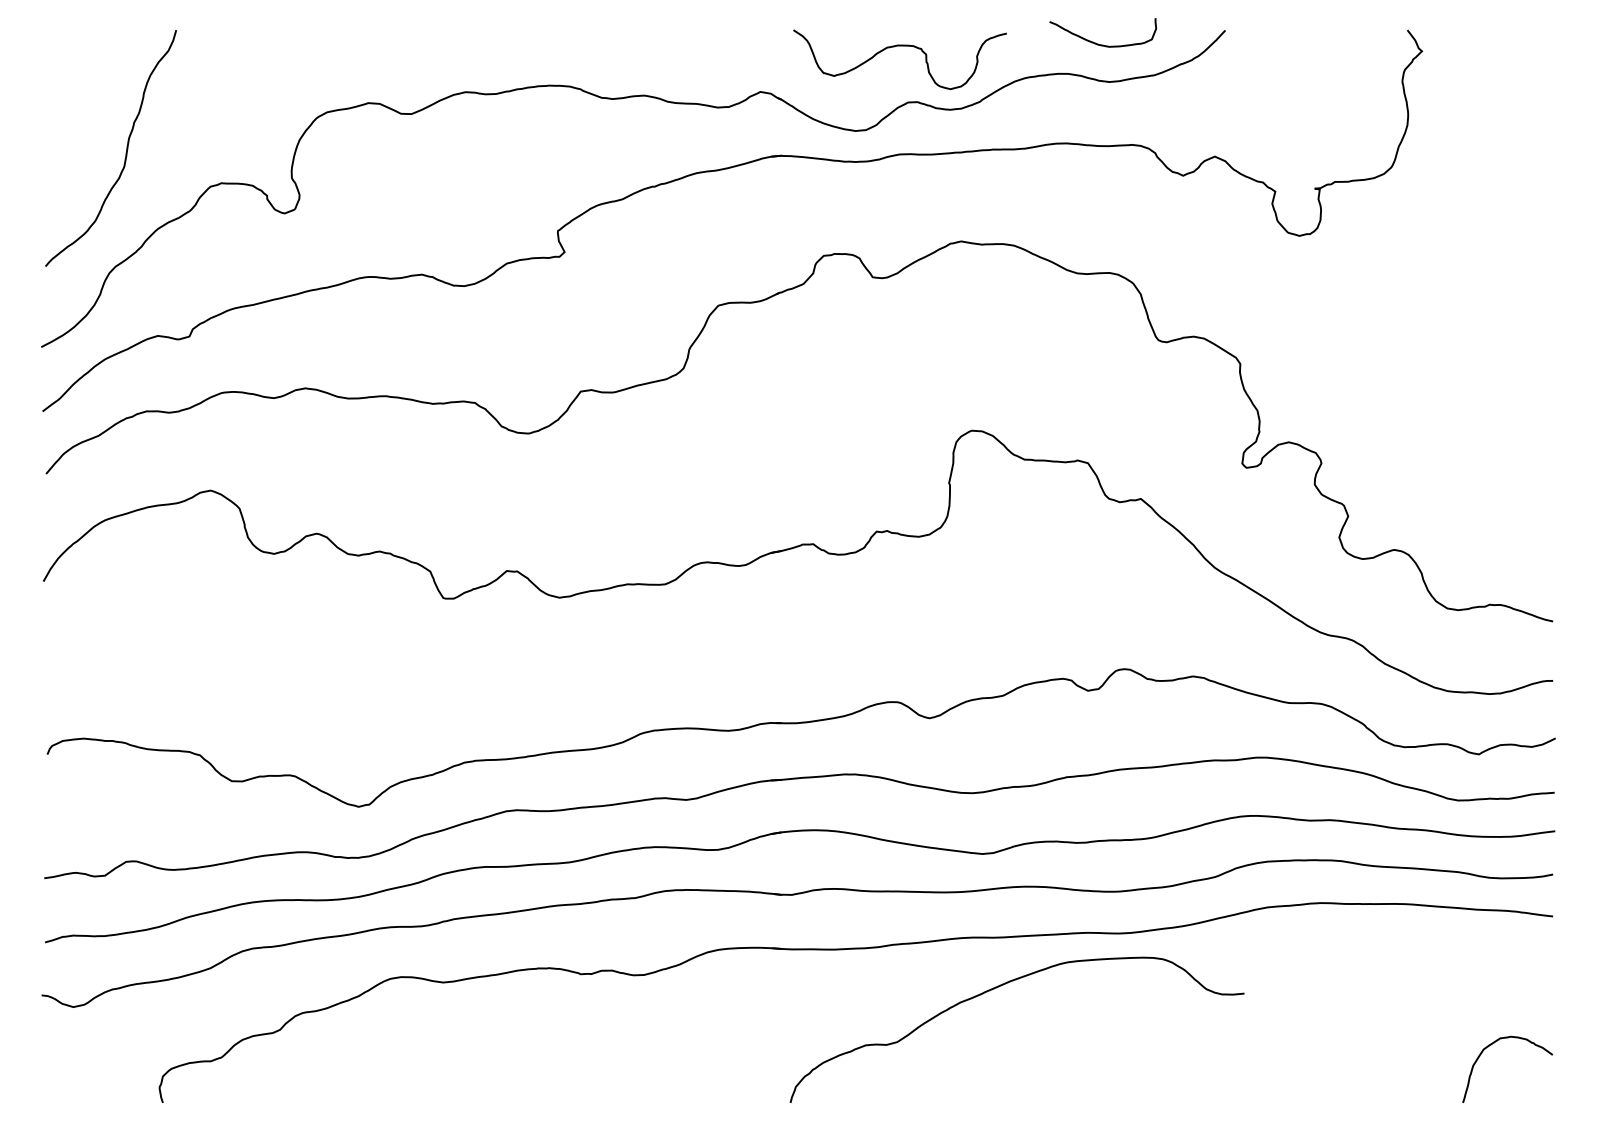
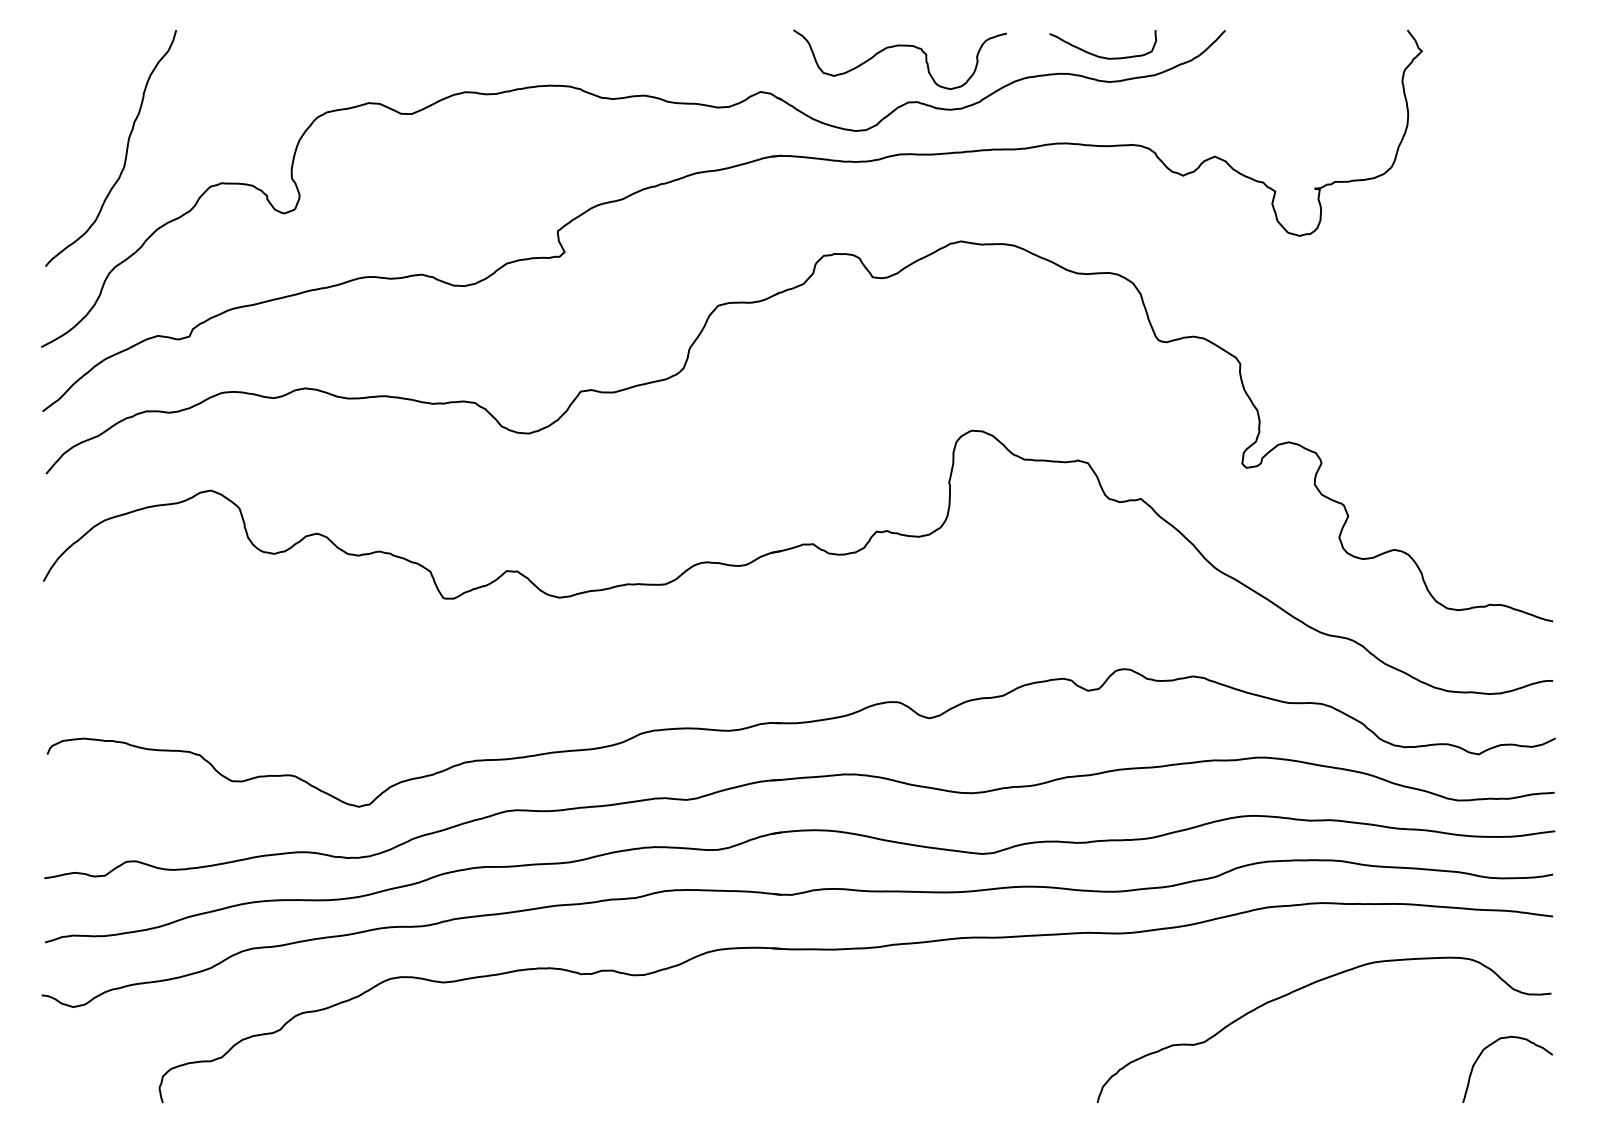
curve position: (1103, 44) -> (1103, 56) (1103, 56)
curve position: (1001, 986) -> (1308, 986) (1308, 986)
